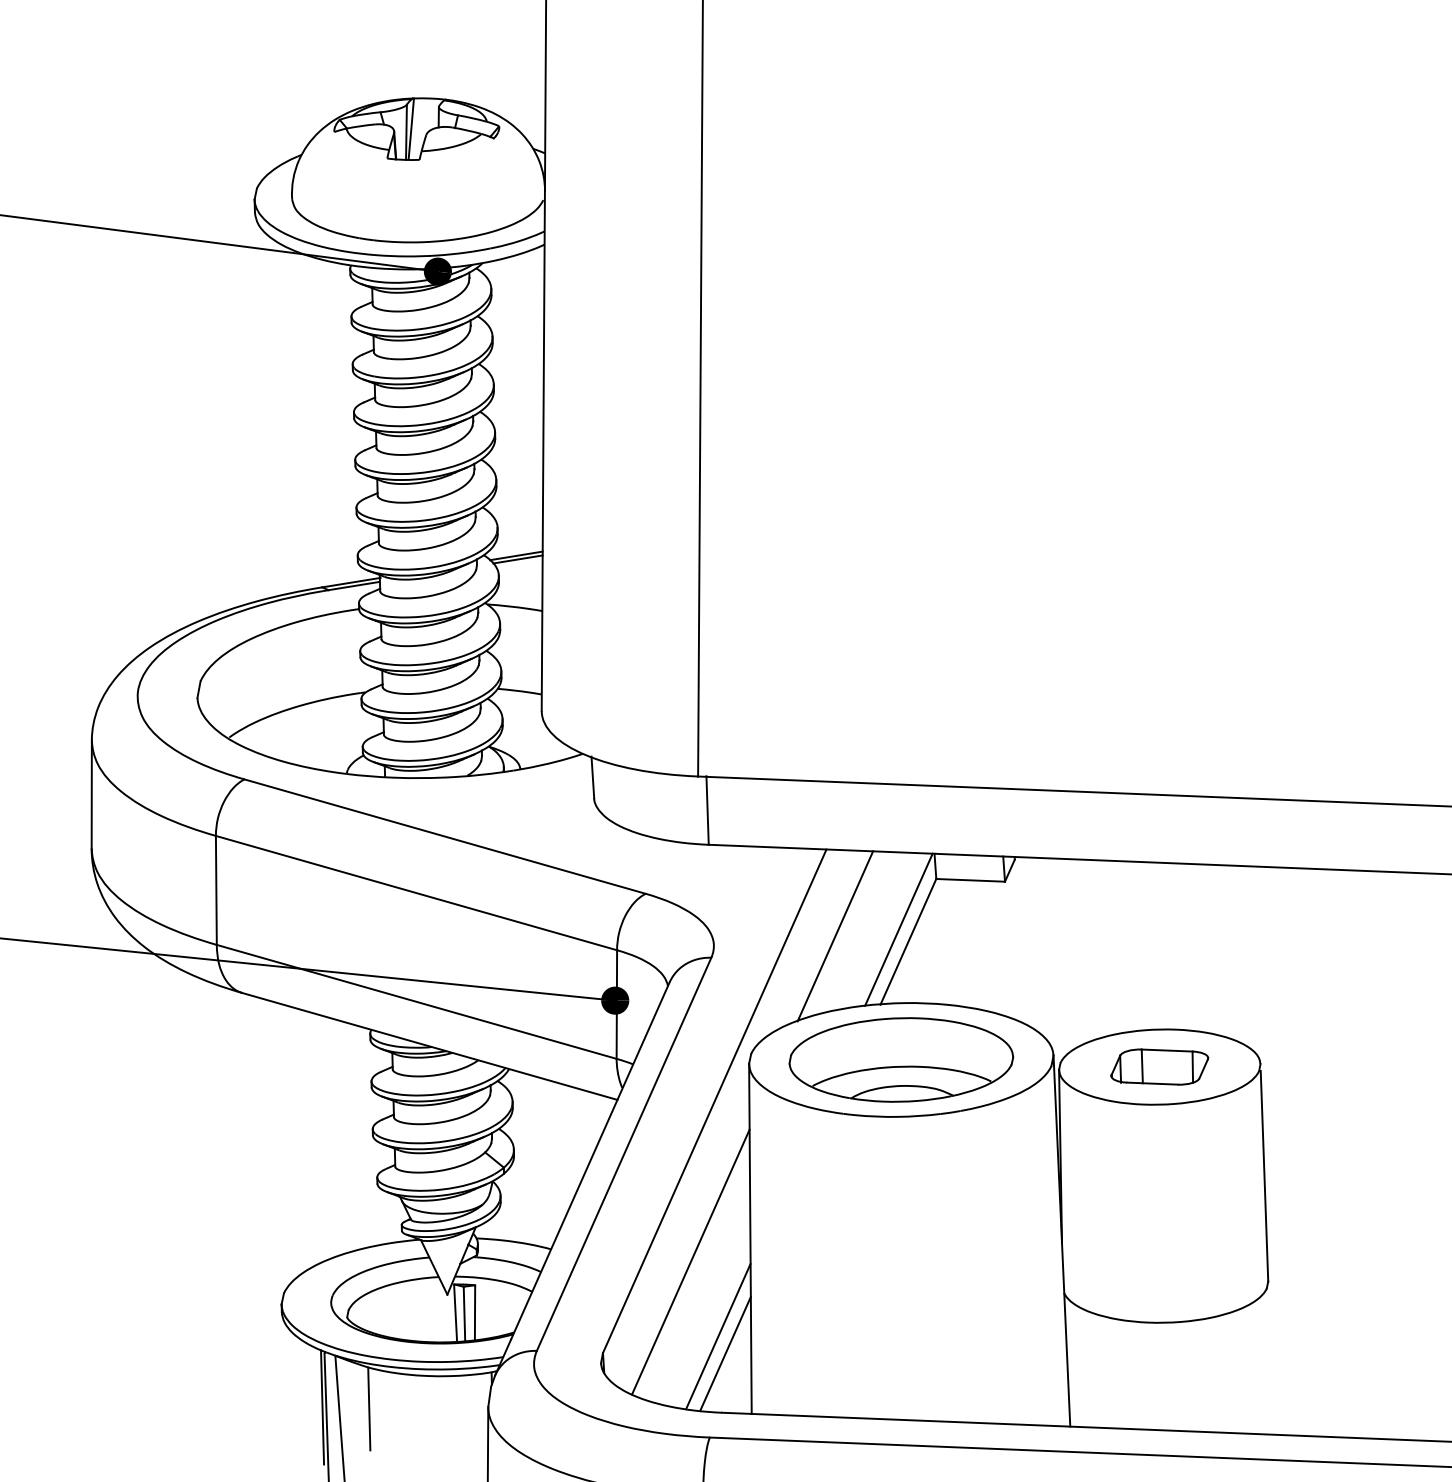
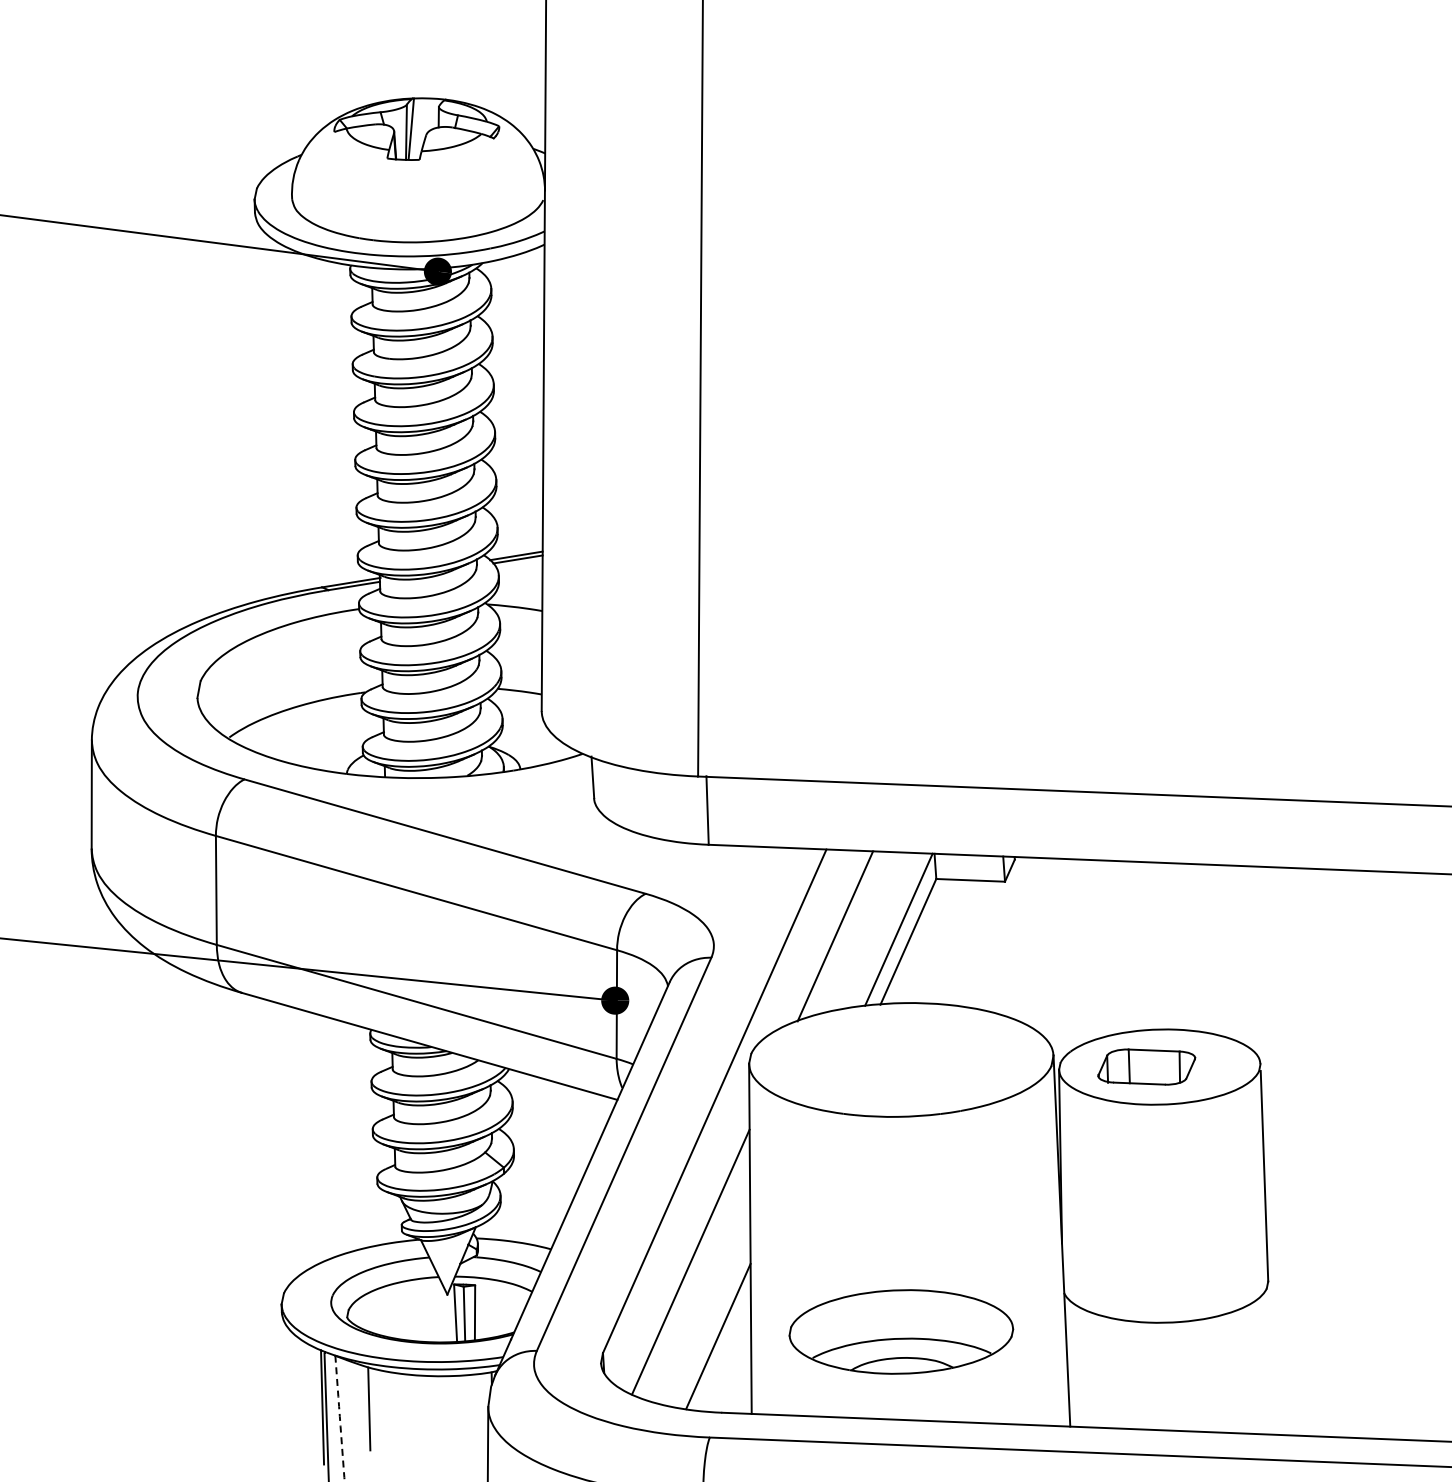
part position: (901, 1059) -> (901, 1331) (901, 1331)
part position: (1159, 1066) -> (1146, 1066) (1146, 1066)
line: present -> none (725, 1353)
arc: solid -> dashed (340, 1419)
